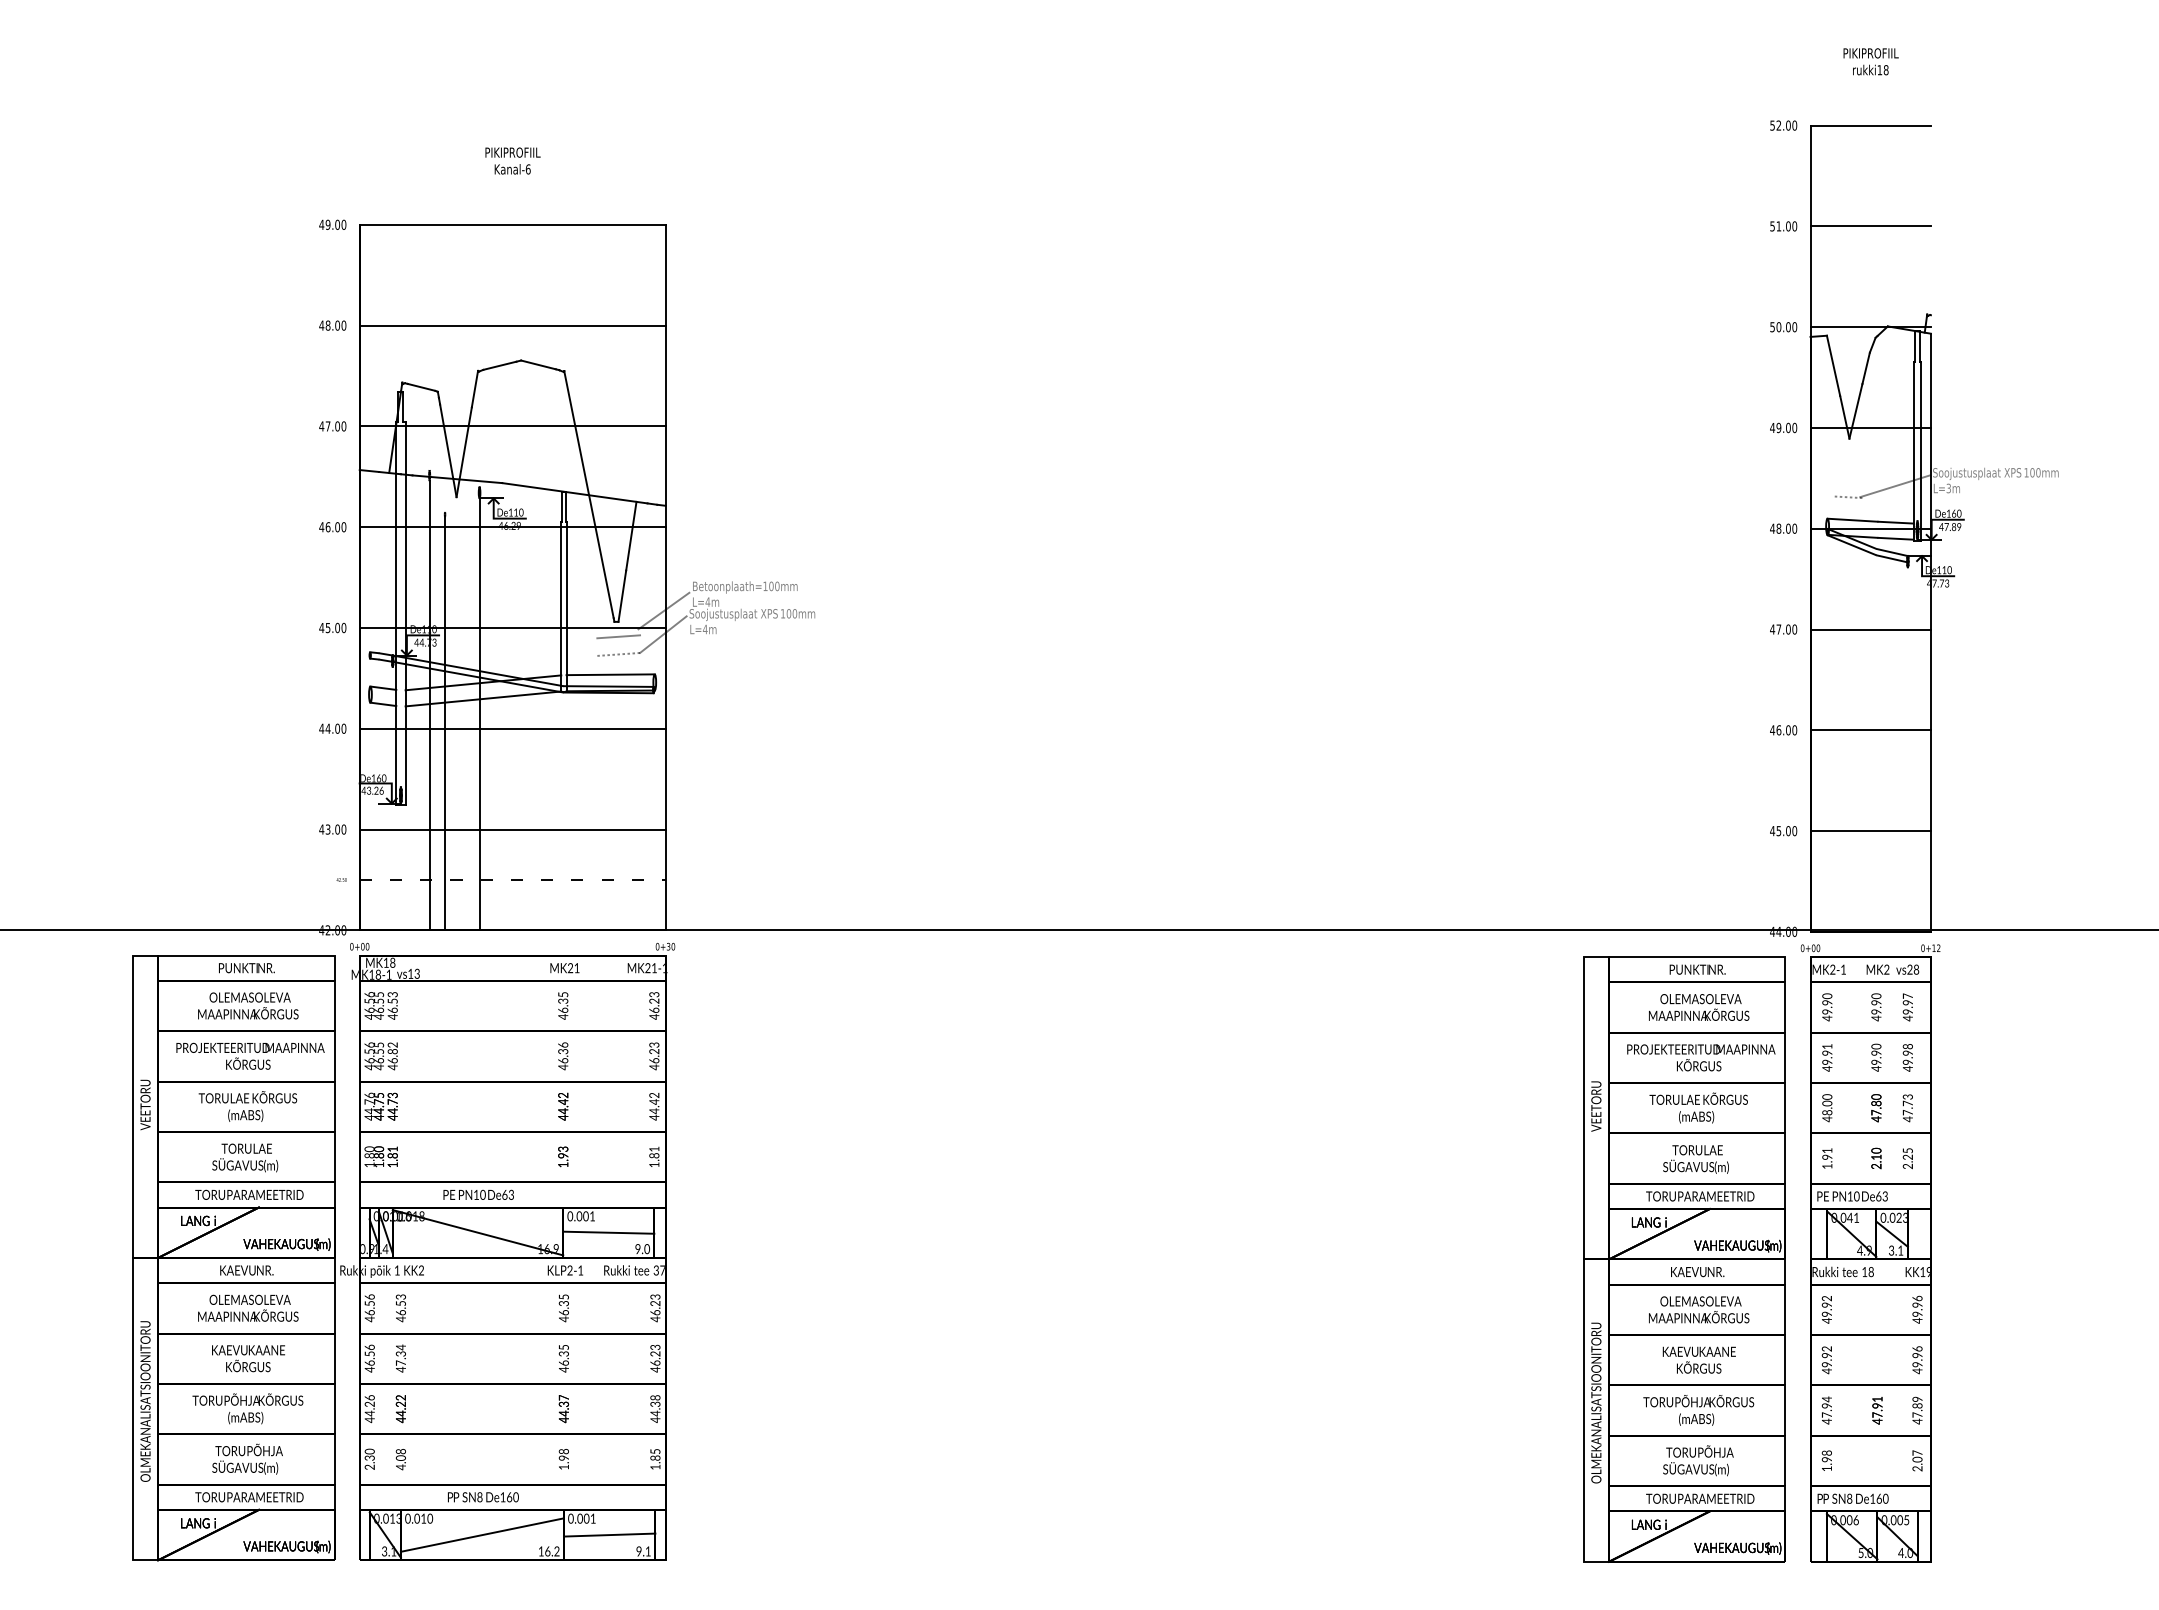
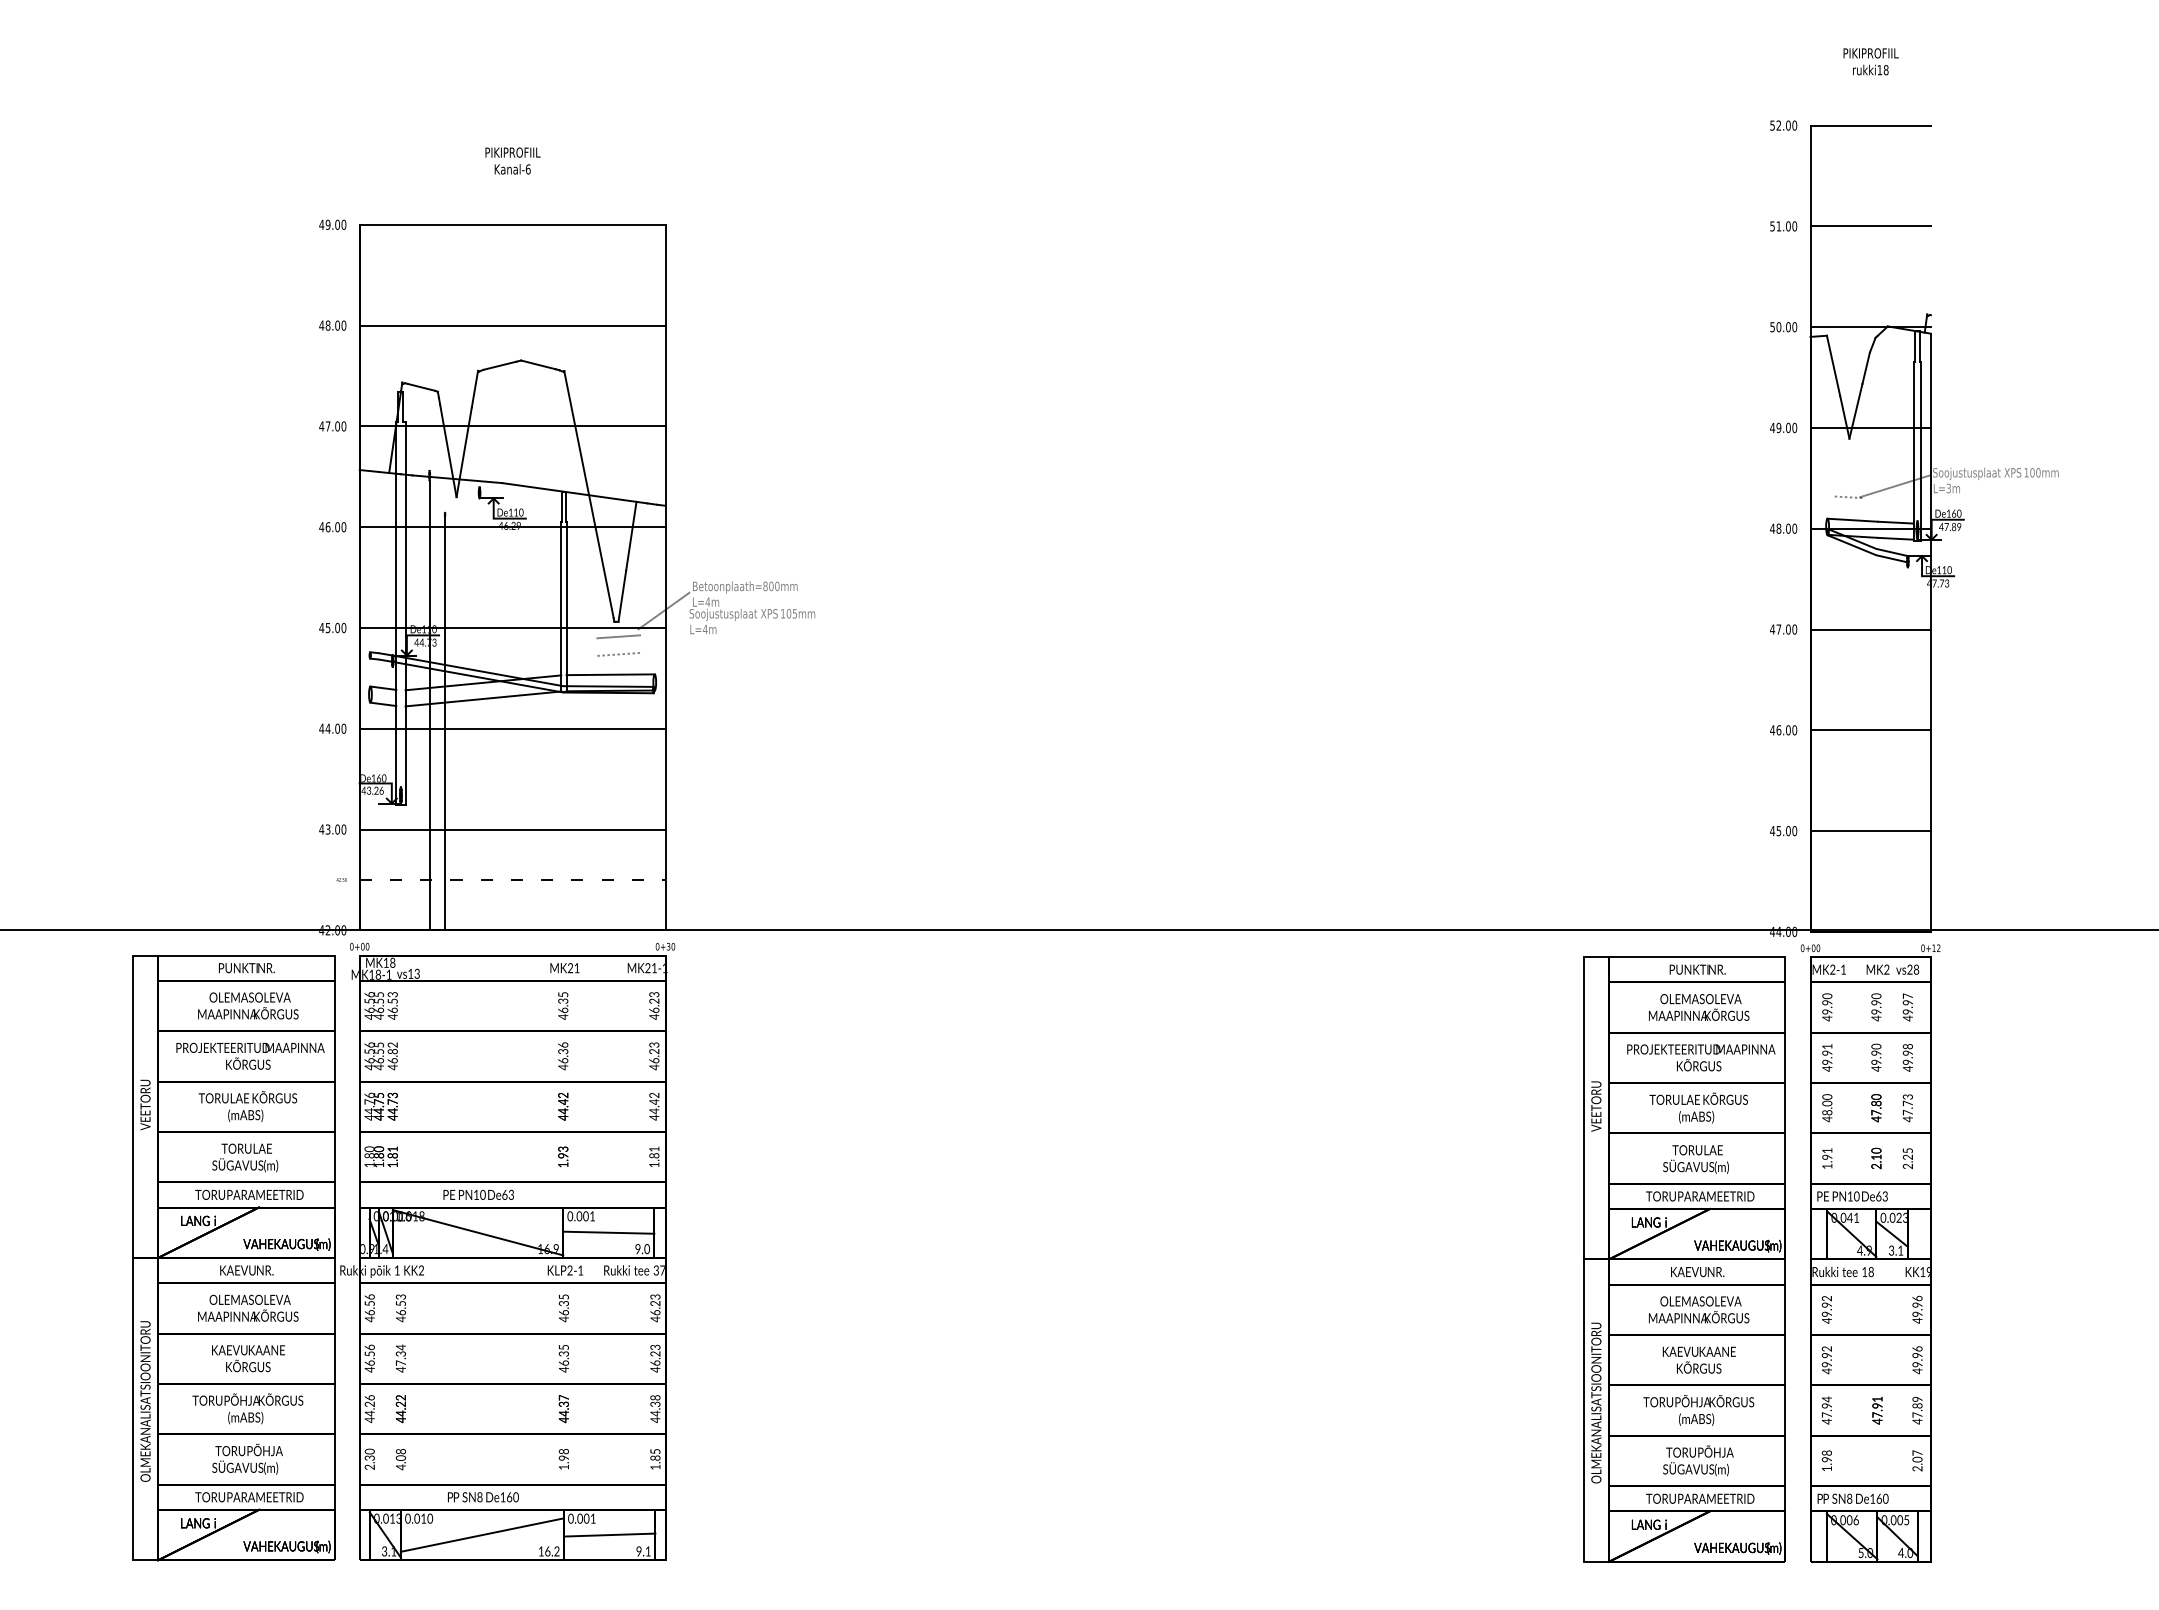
text: h=100mm -> h=800mm (765, 586)
text: 100mm -> 105mm (794, 613)
line: present -> none (663, 634)
line: present -> none (479, 714)
